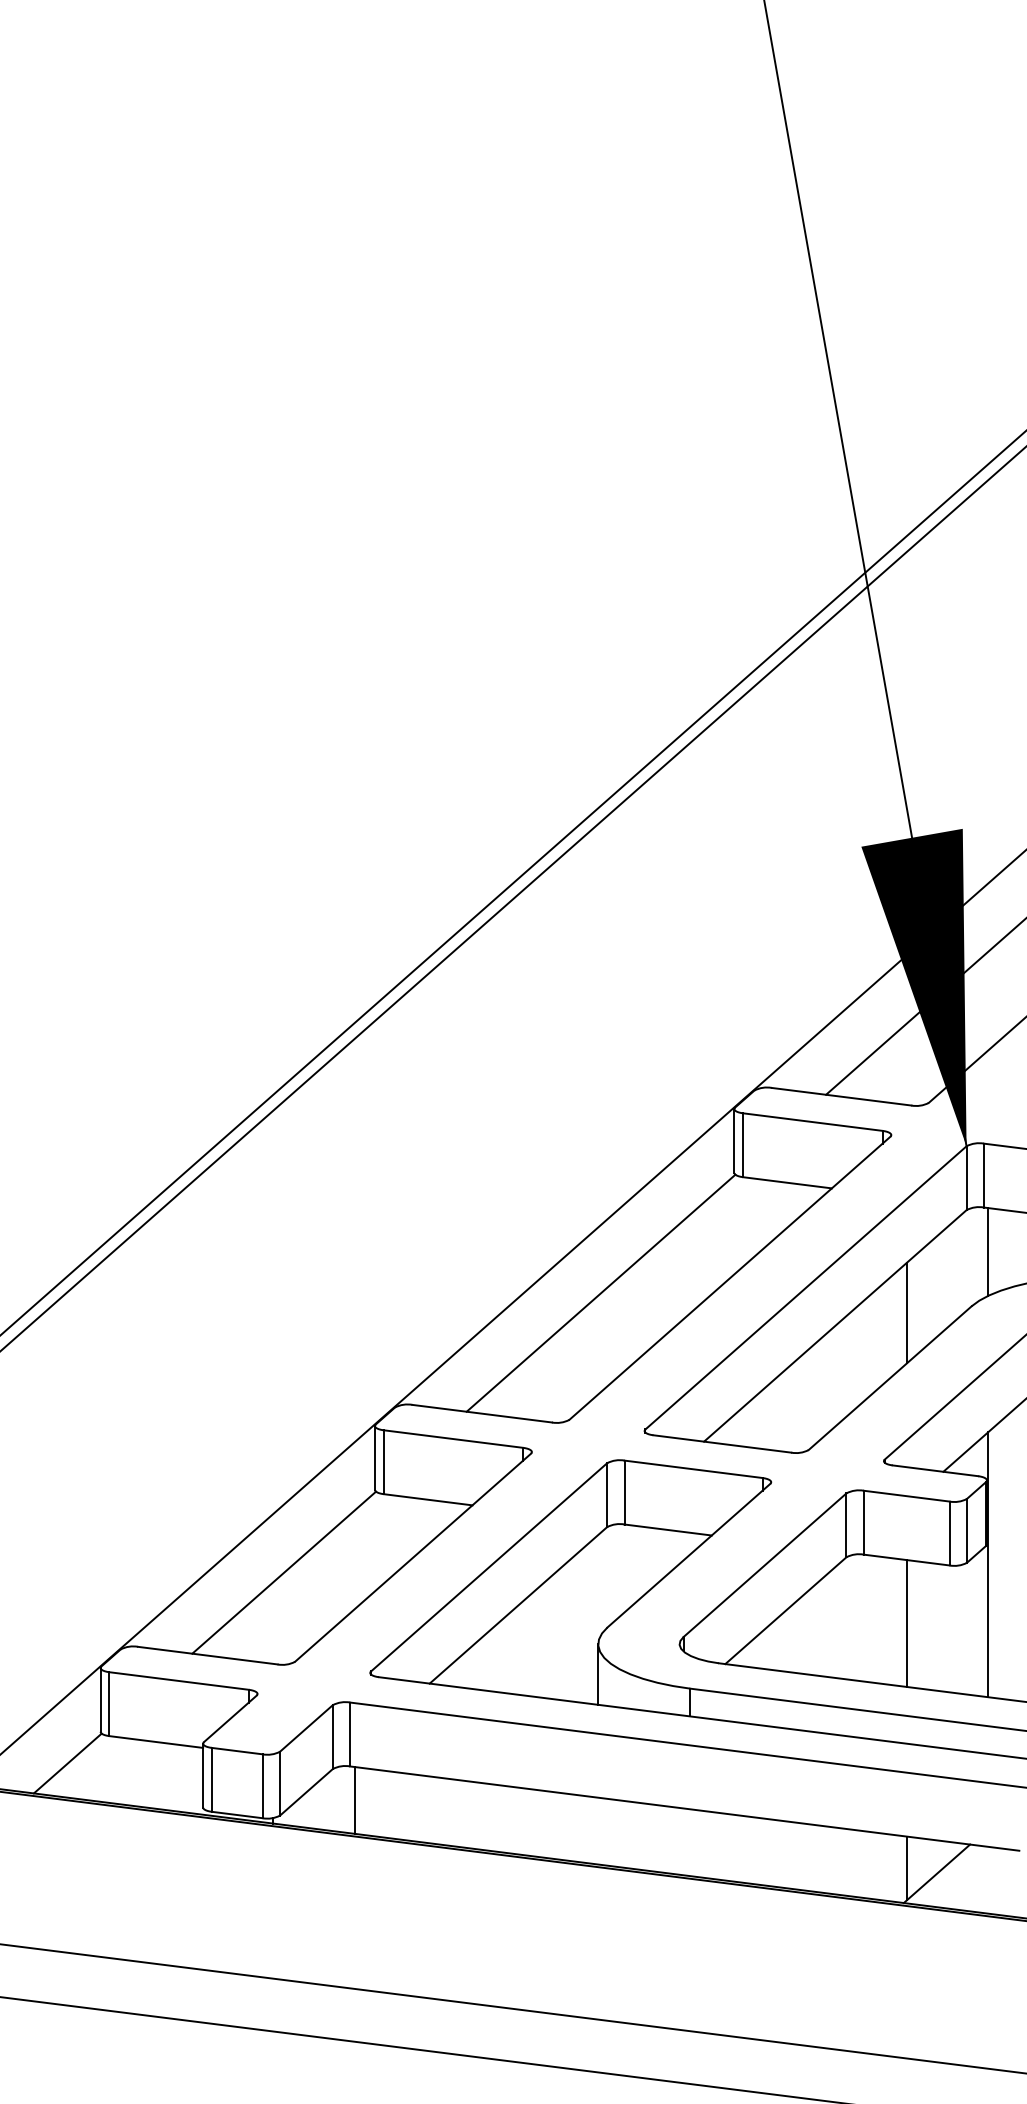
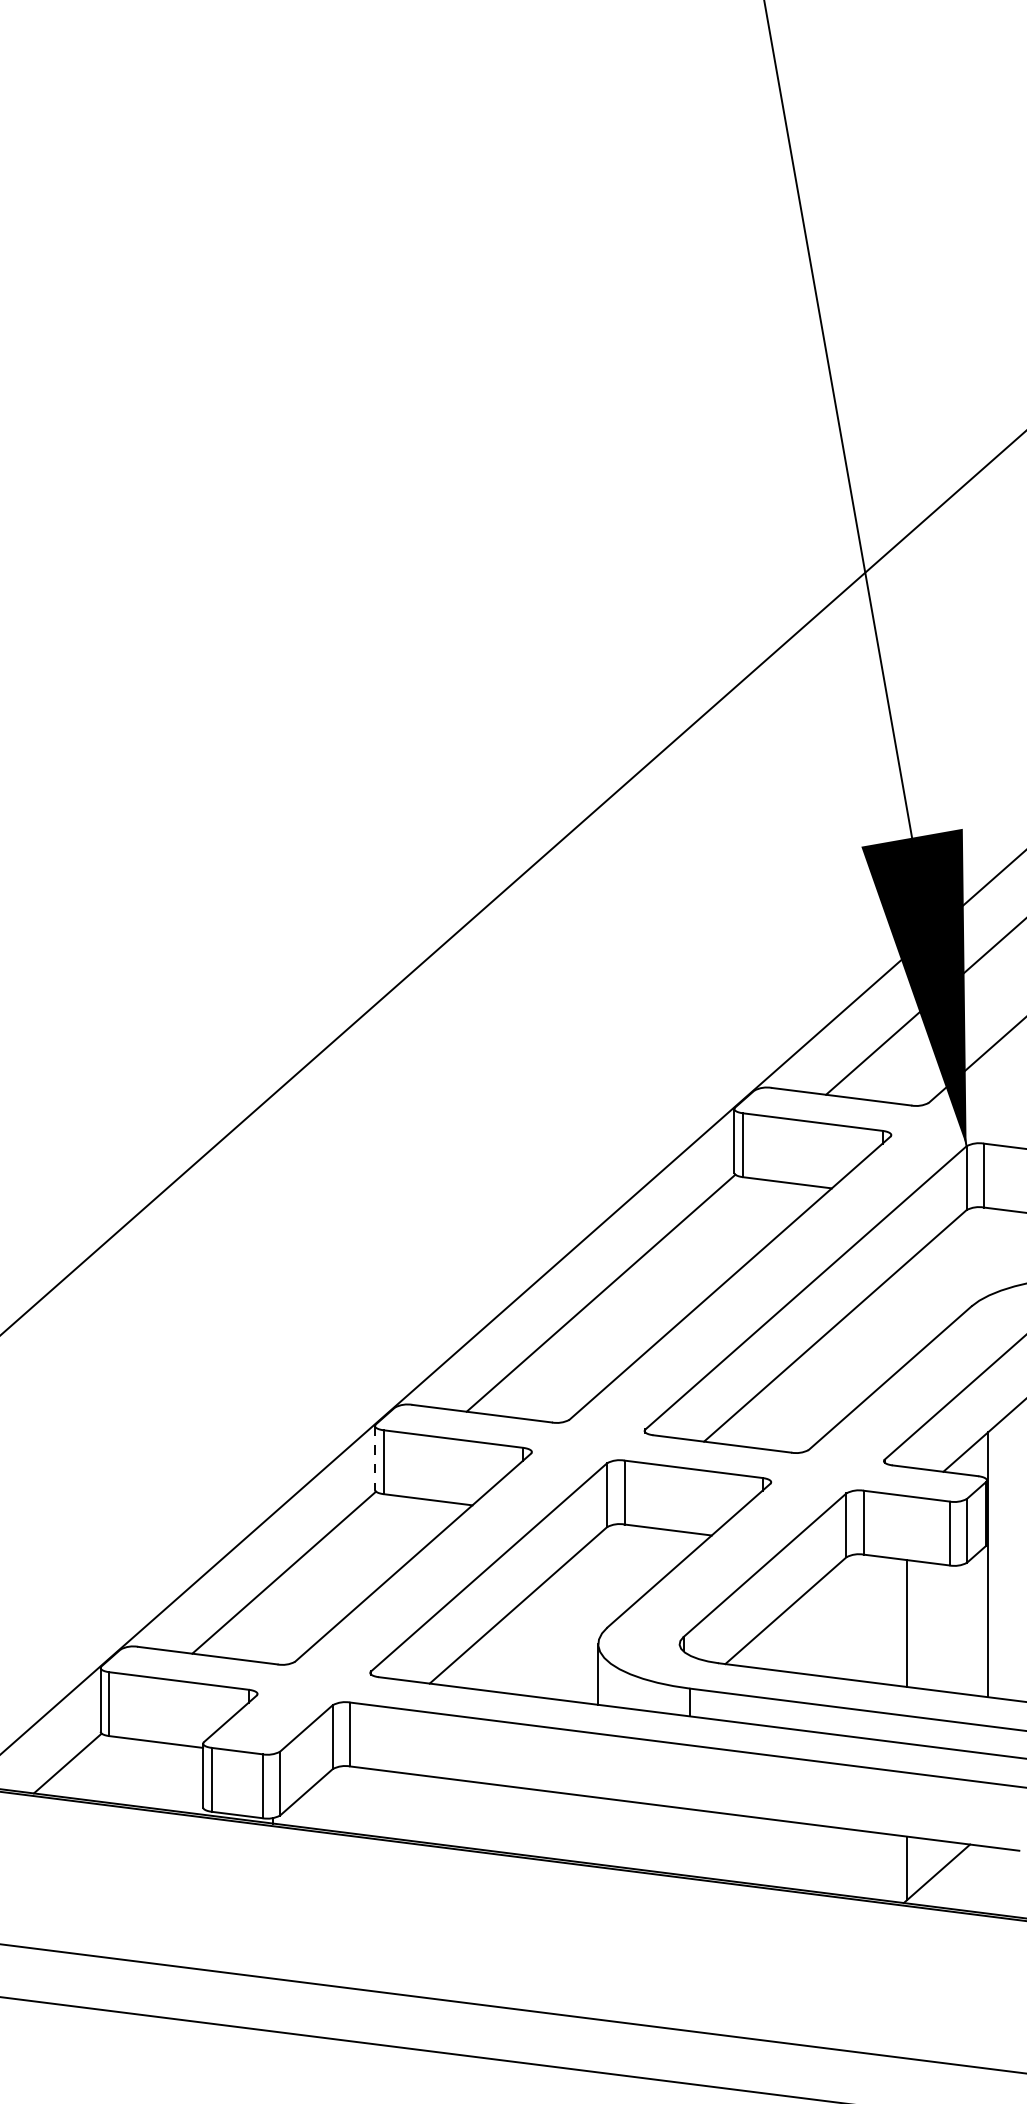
line: present -> none (512, 899)
line: present -> none (988, 1251)
line: present -> none (907, 1312)
line: solid -> dashed (374, 1457)
line: present -> none (354, 1800)
